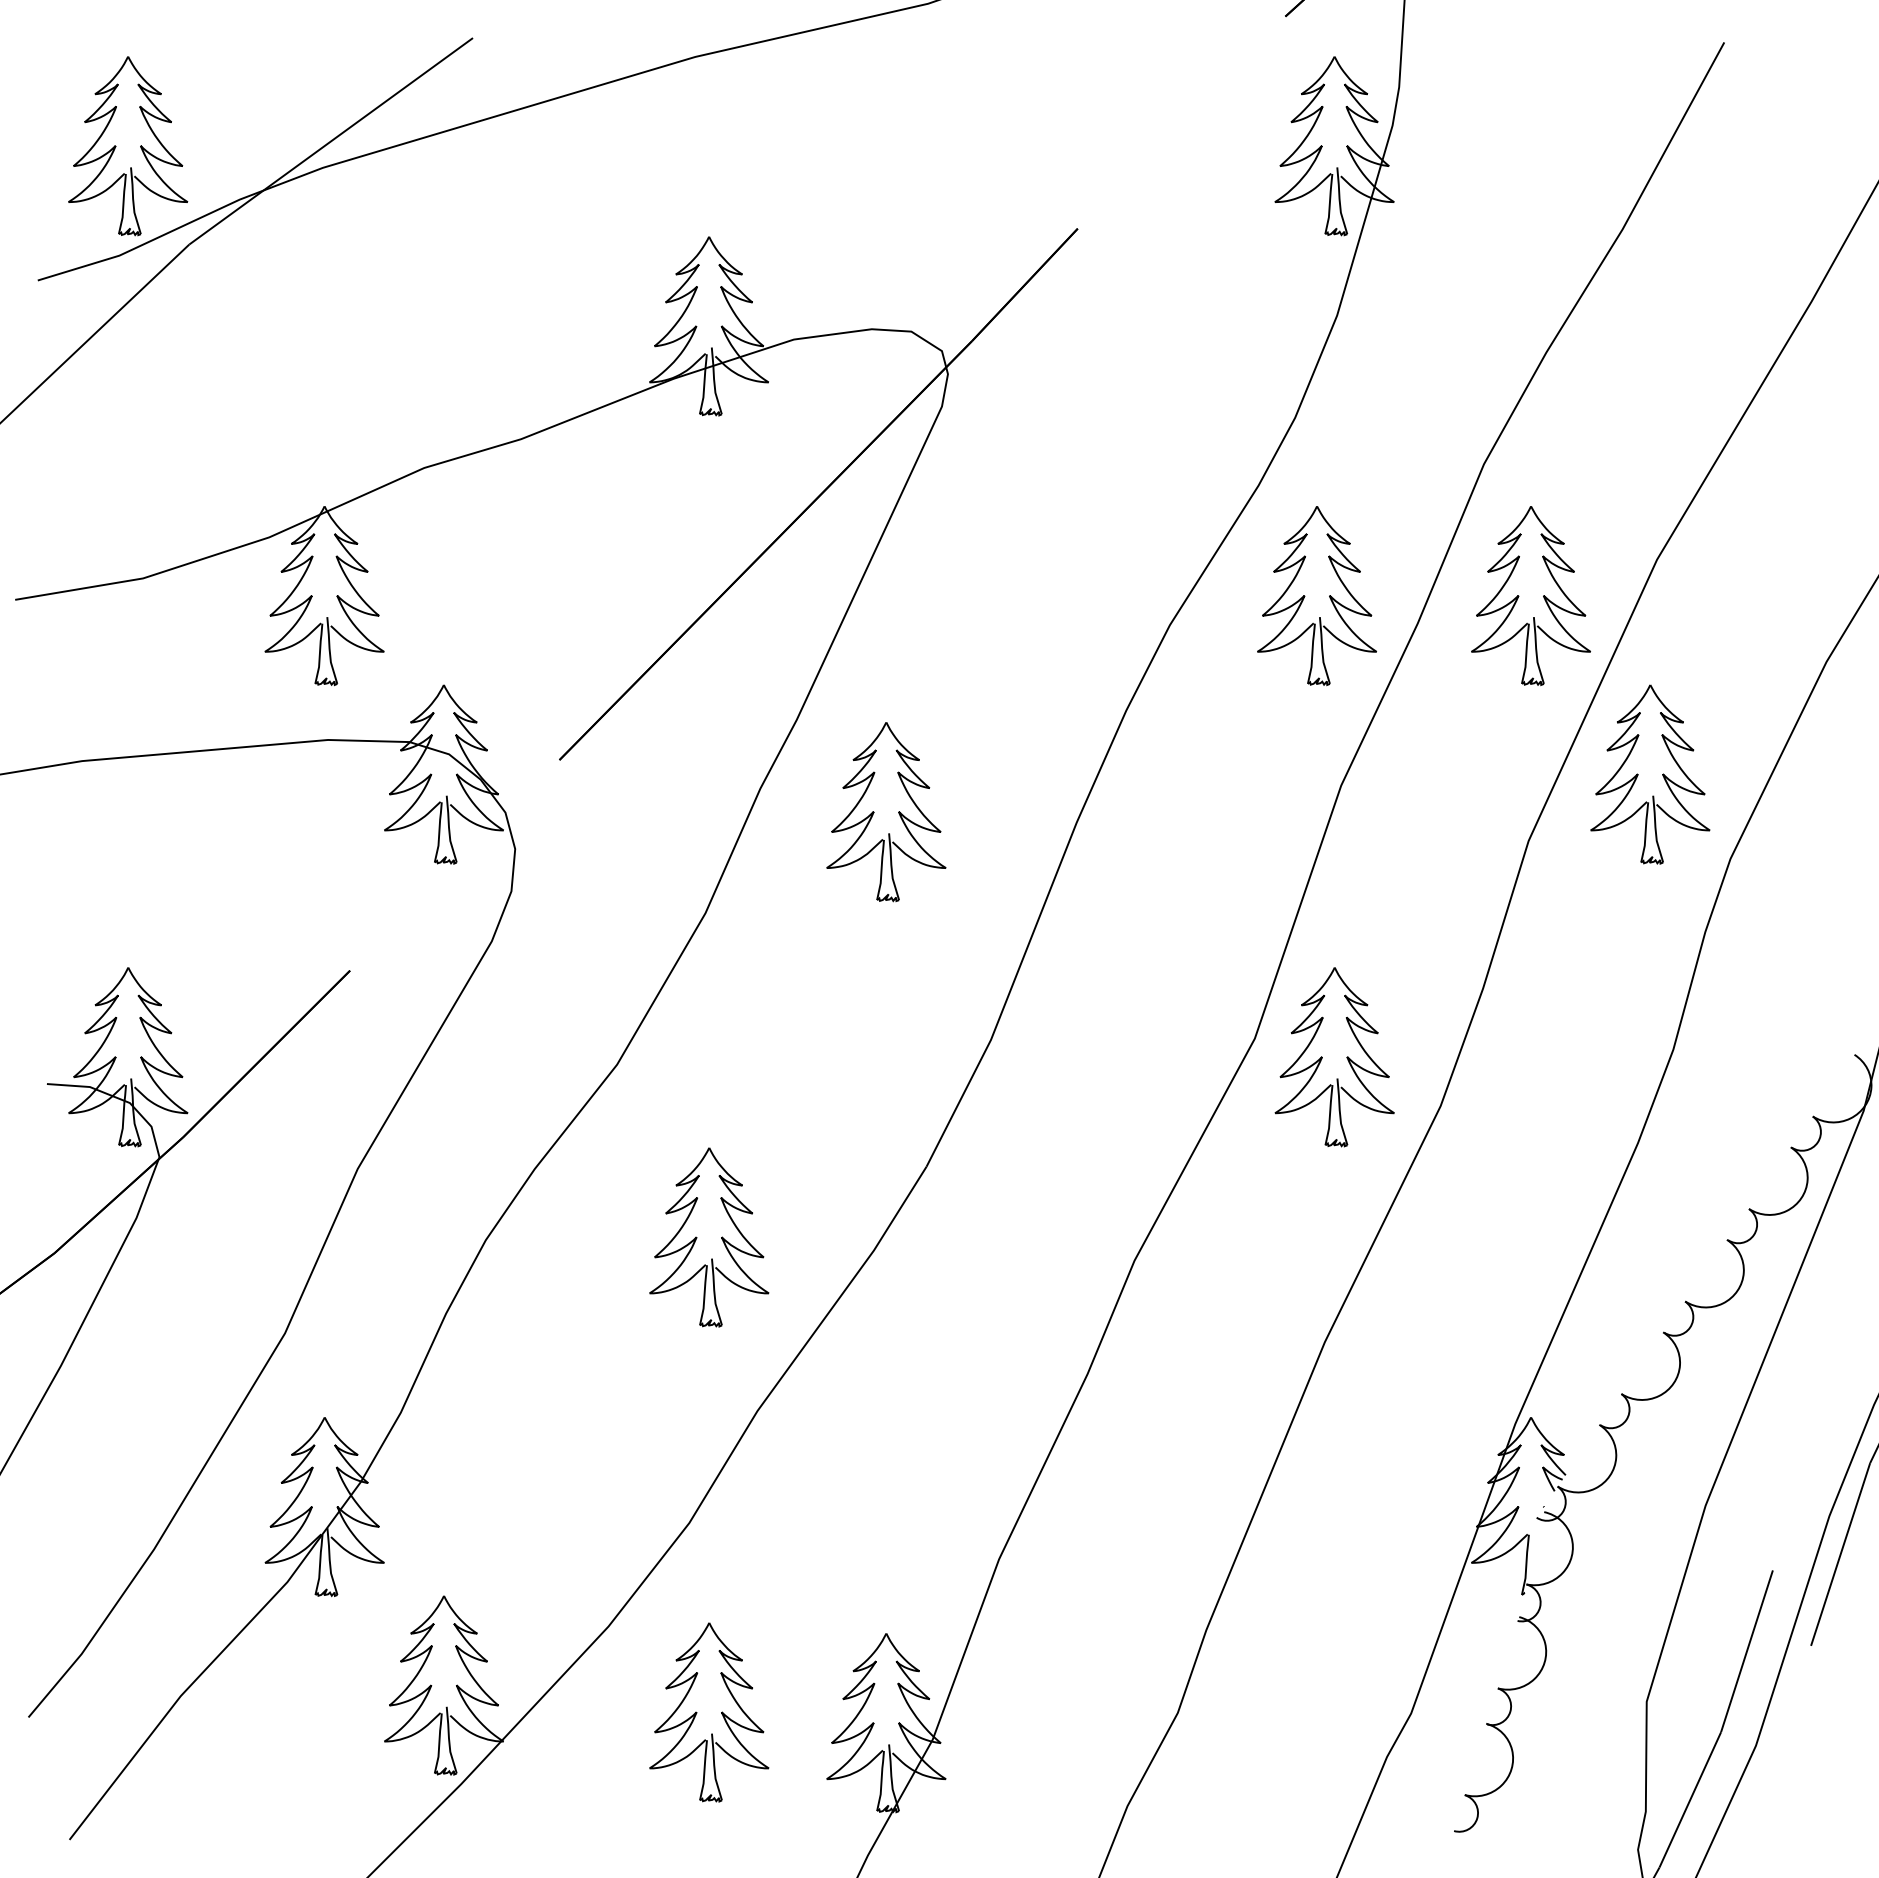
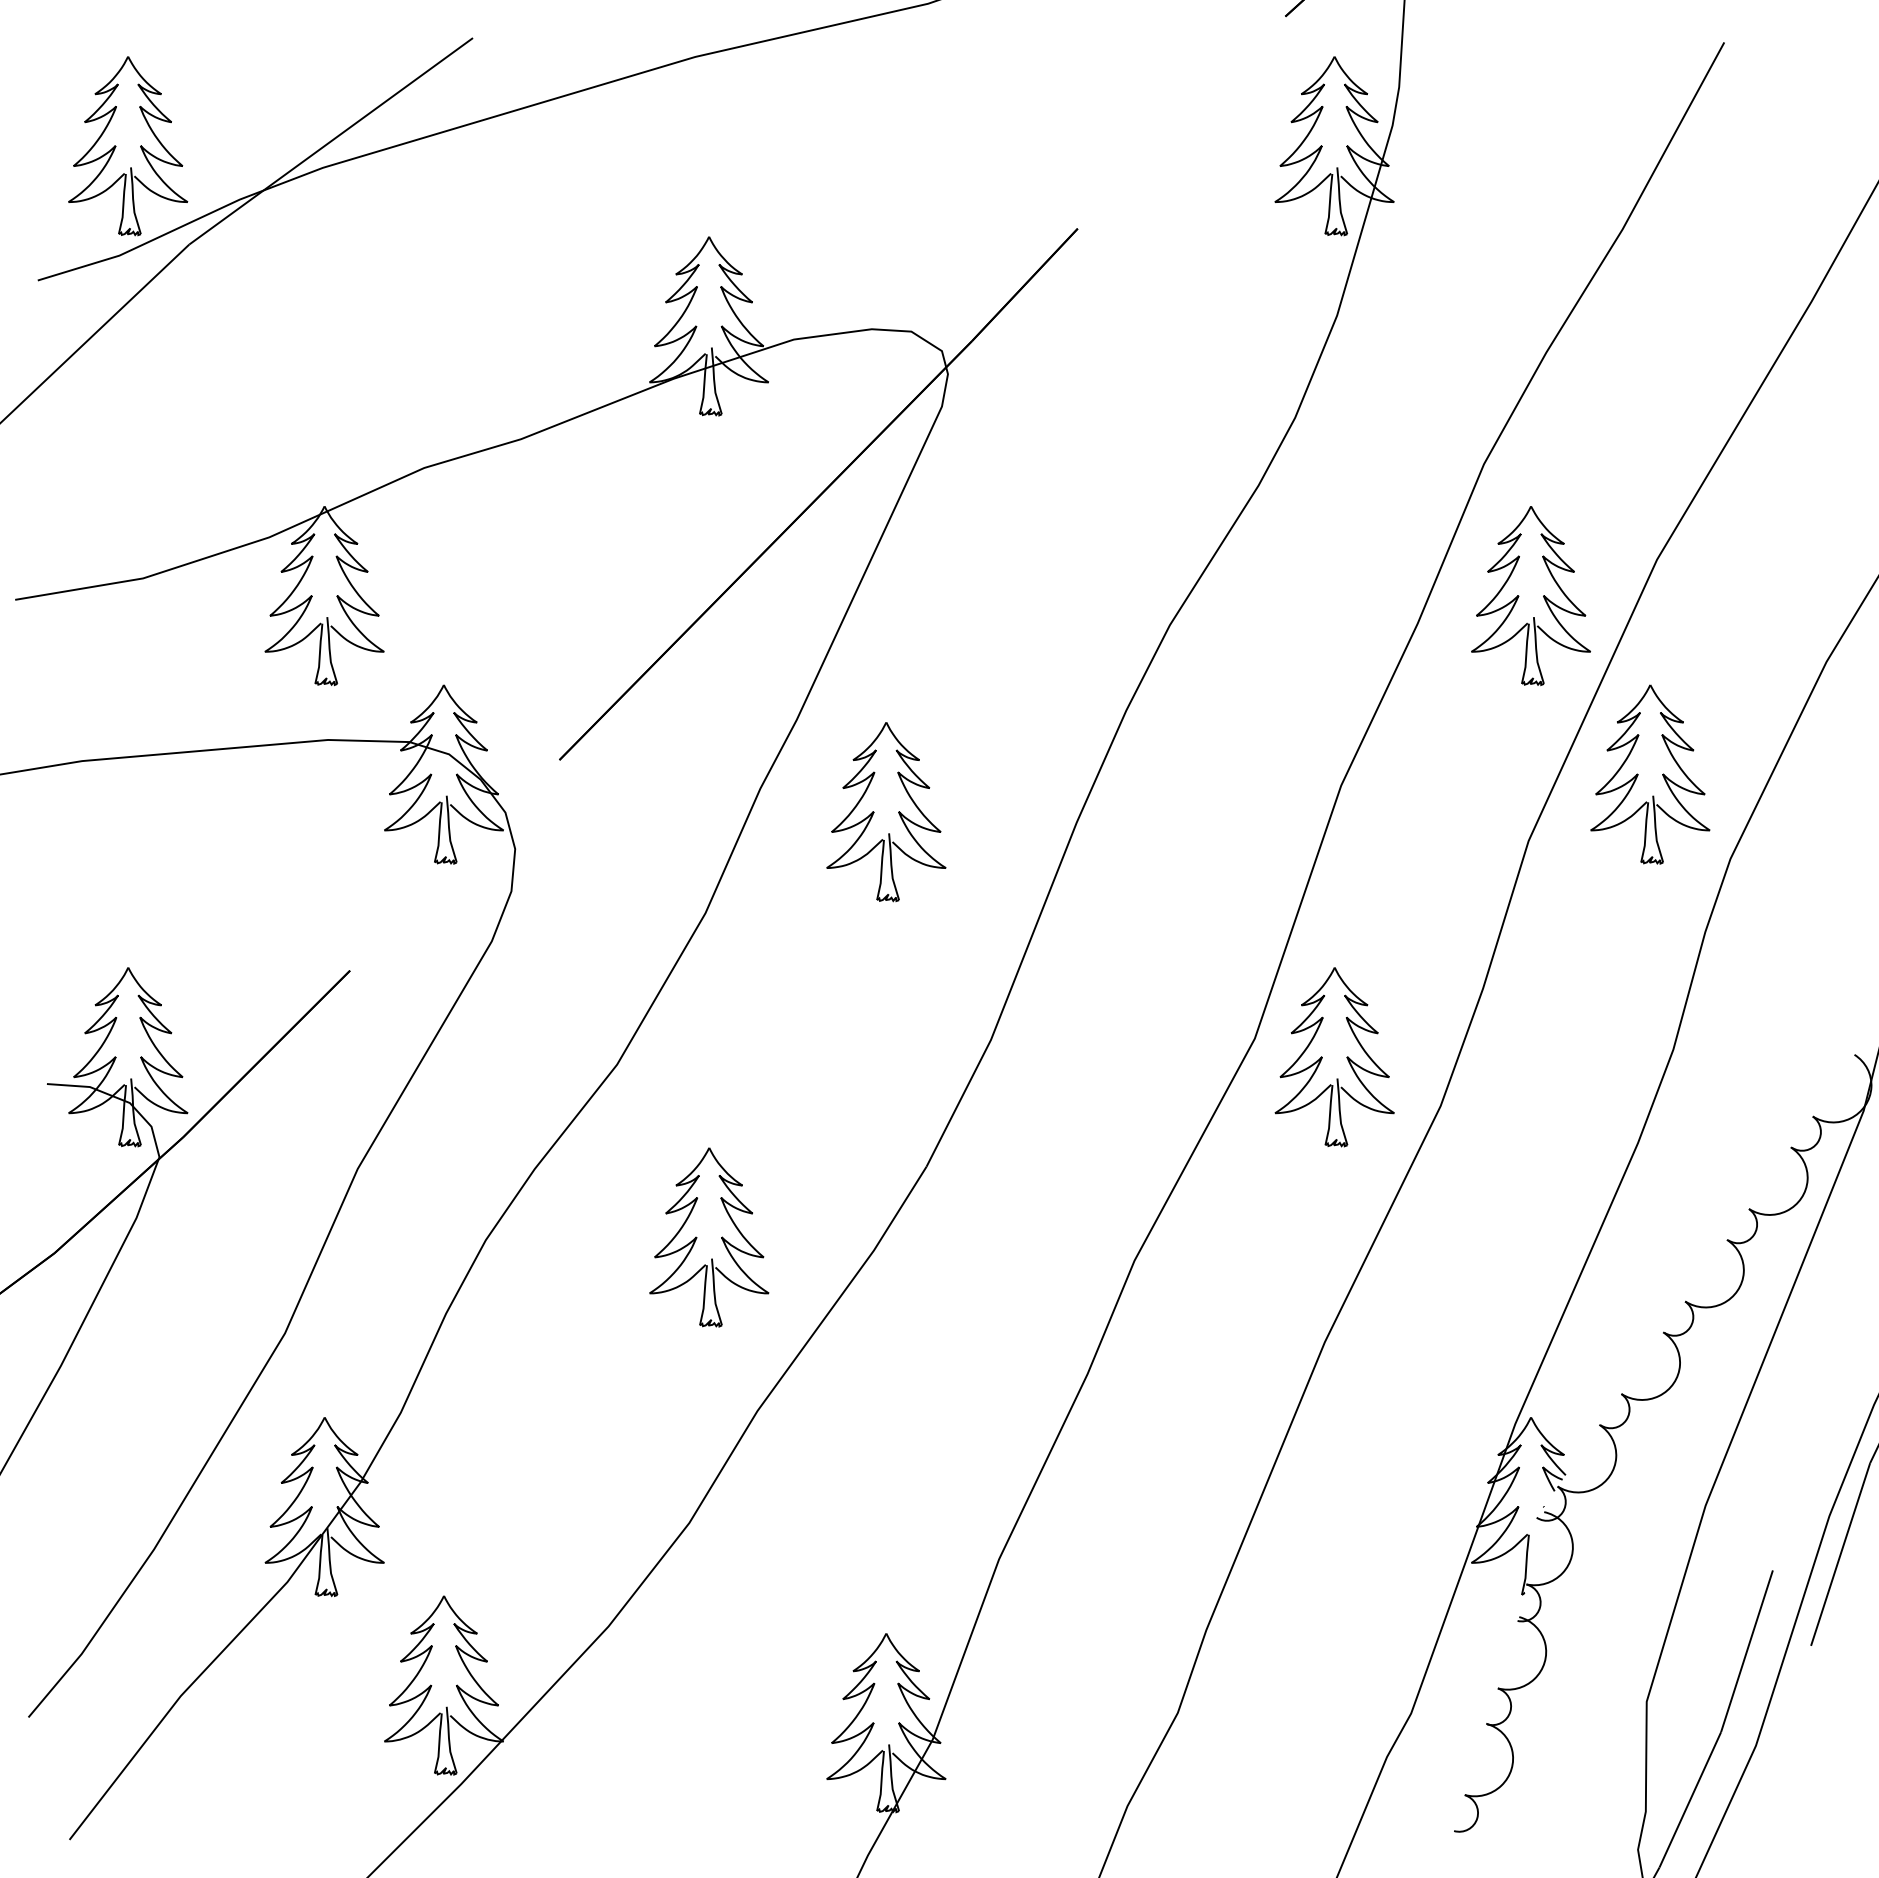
part: present -> none (1305, 596)
part: present -> none (697, 1712)
